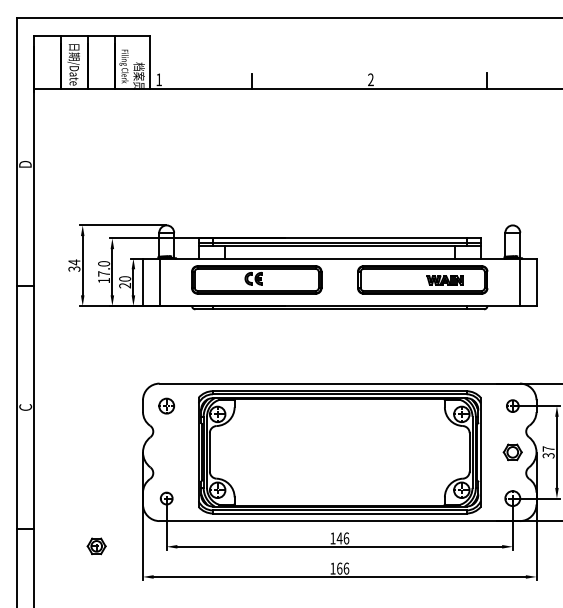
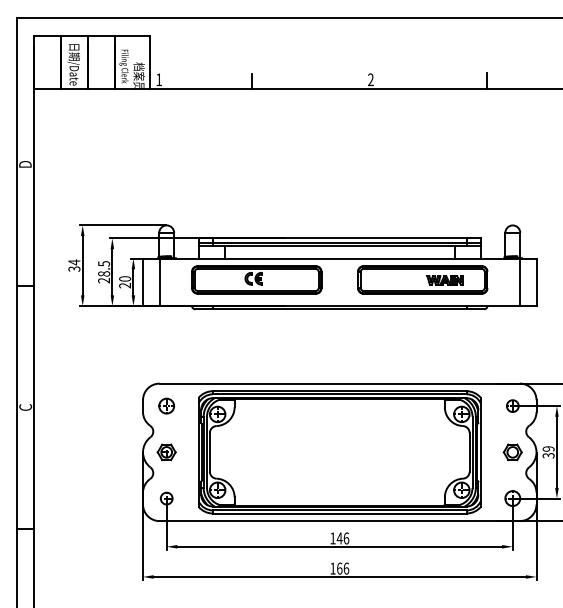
text: 17.0 -> 28.5 (104, 272)
text: 37 -> 39 (548, 448)
part position: (96, 546) -> (166, 452) (166, 452)
